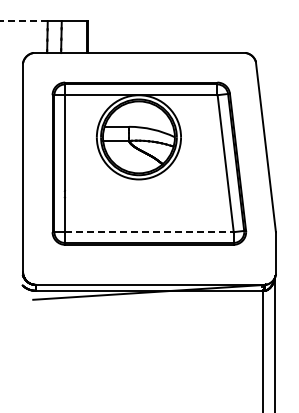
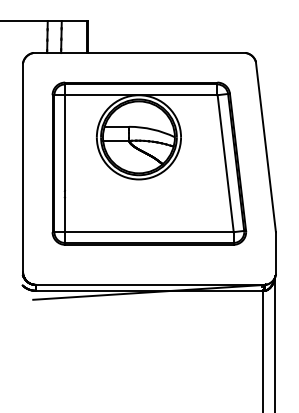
line: dashed -> solid (23, 21)
line: dashed -> solid (149, 232)
